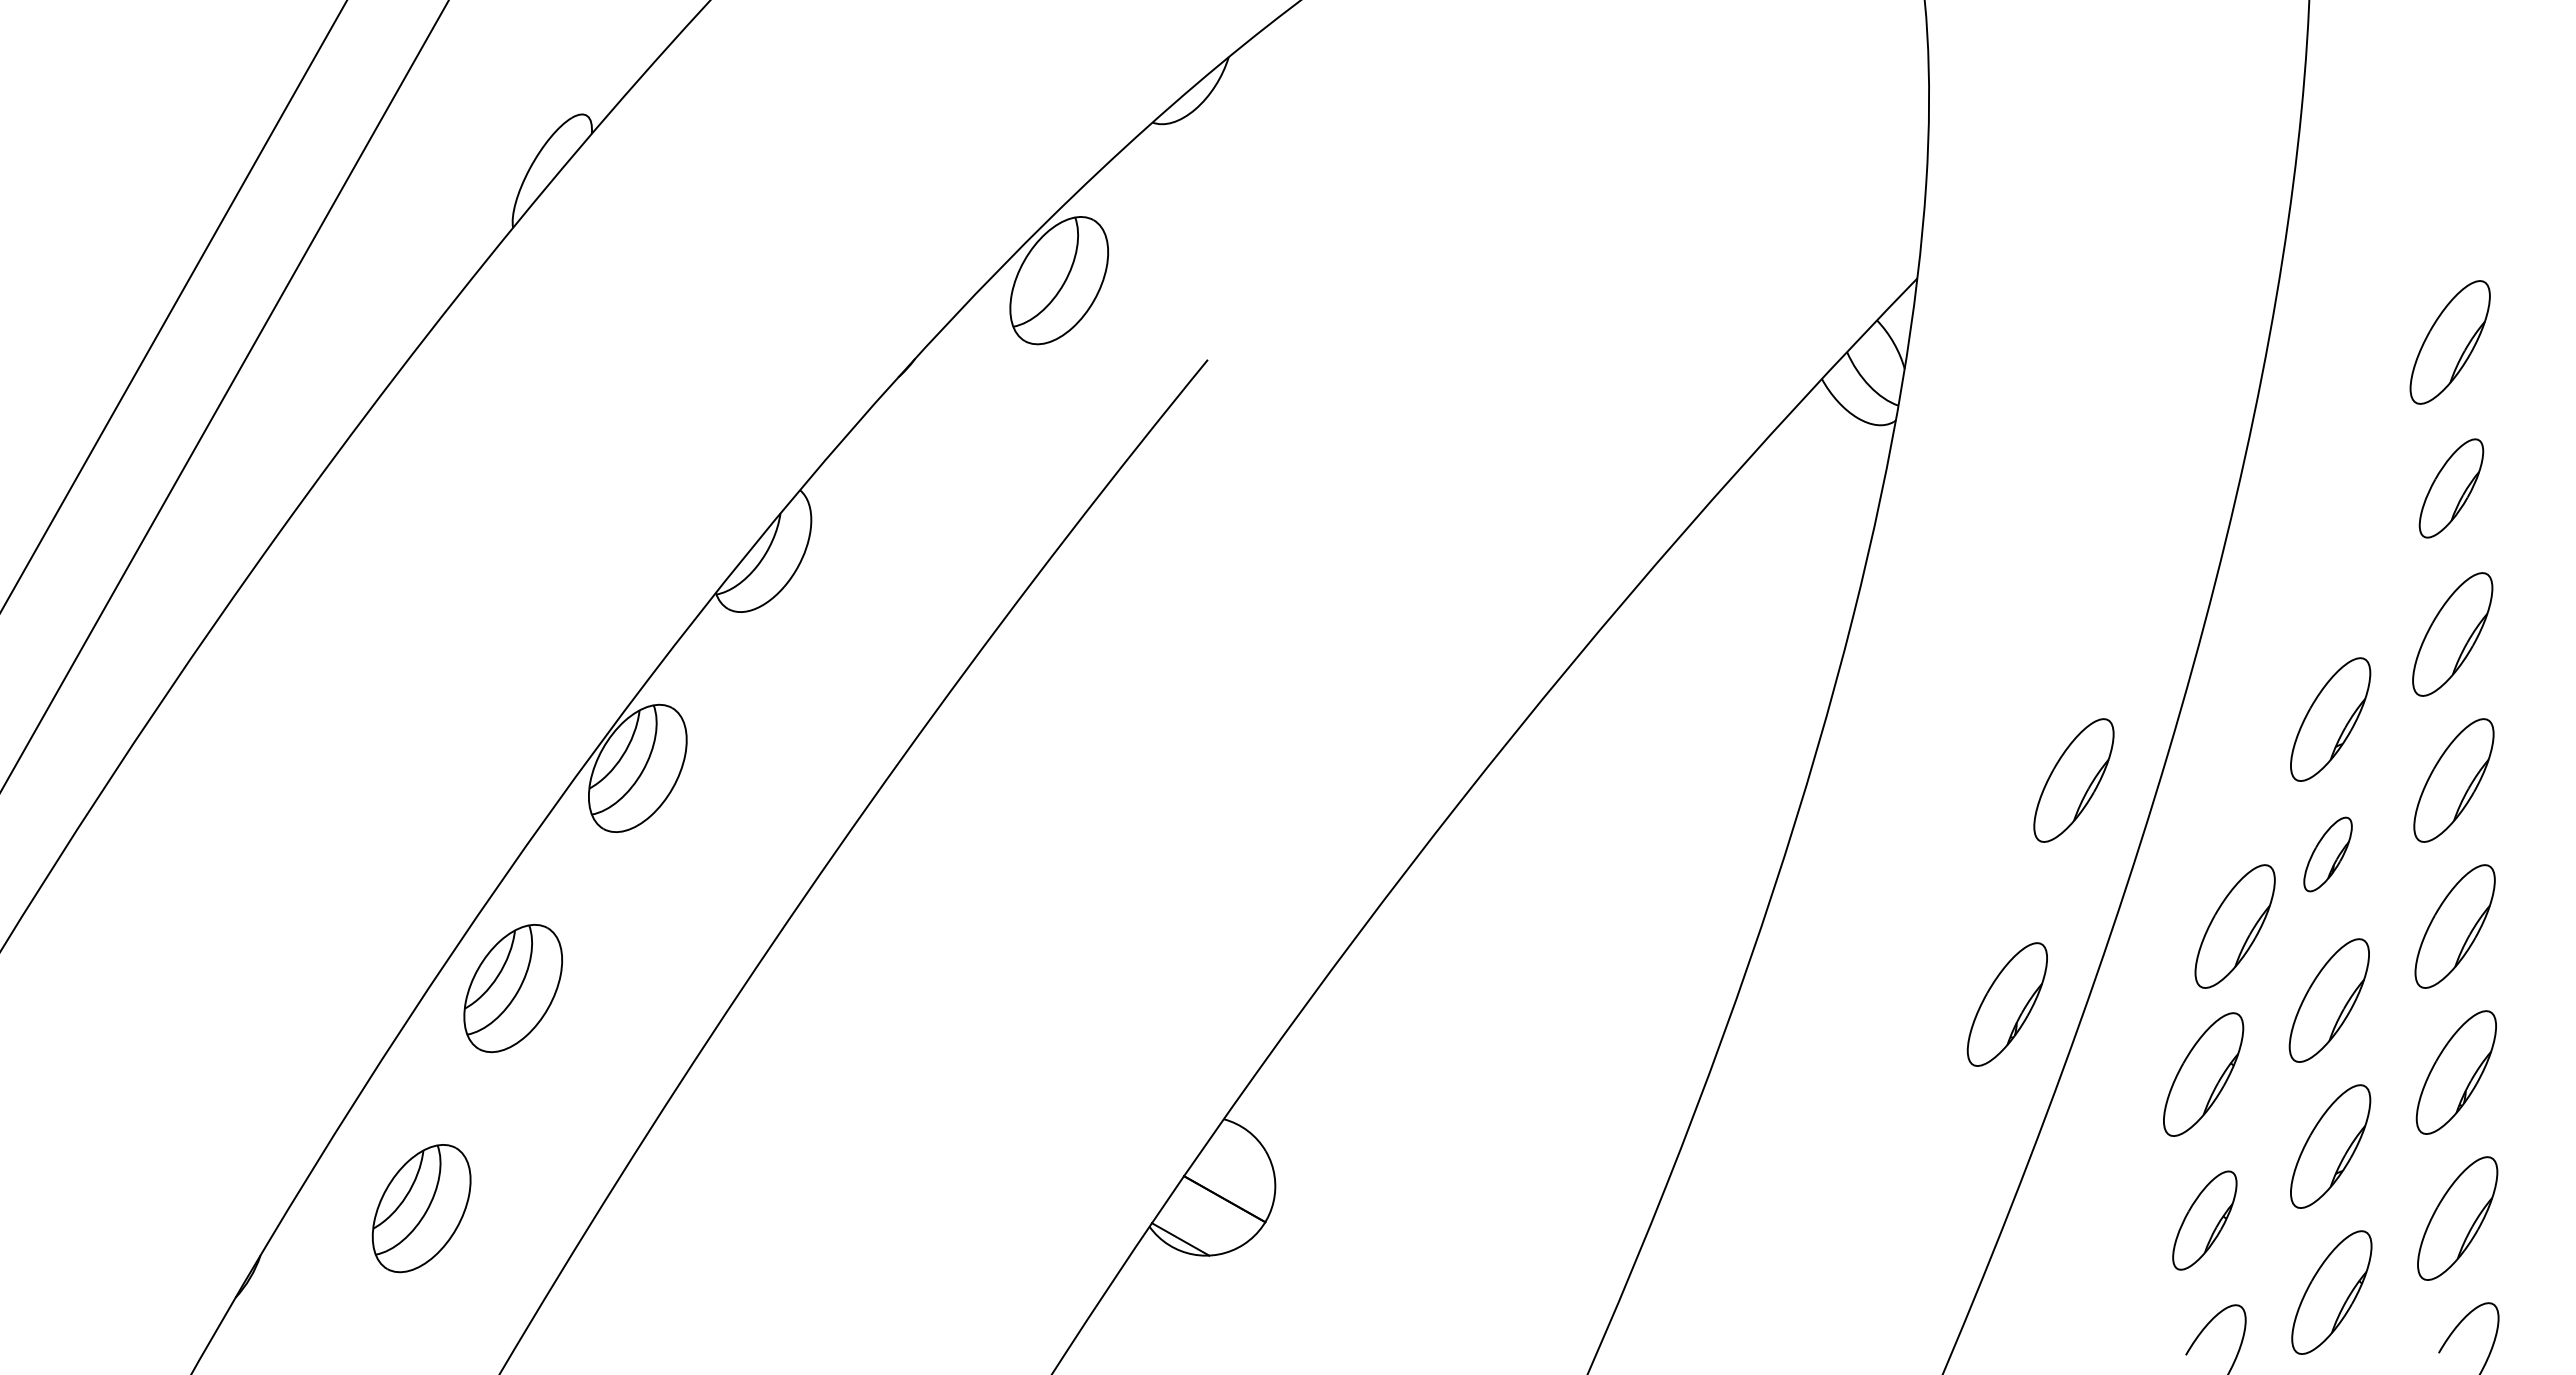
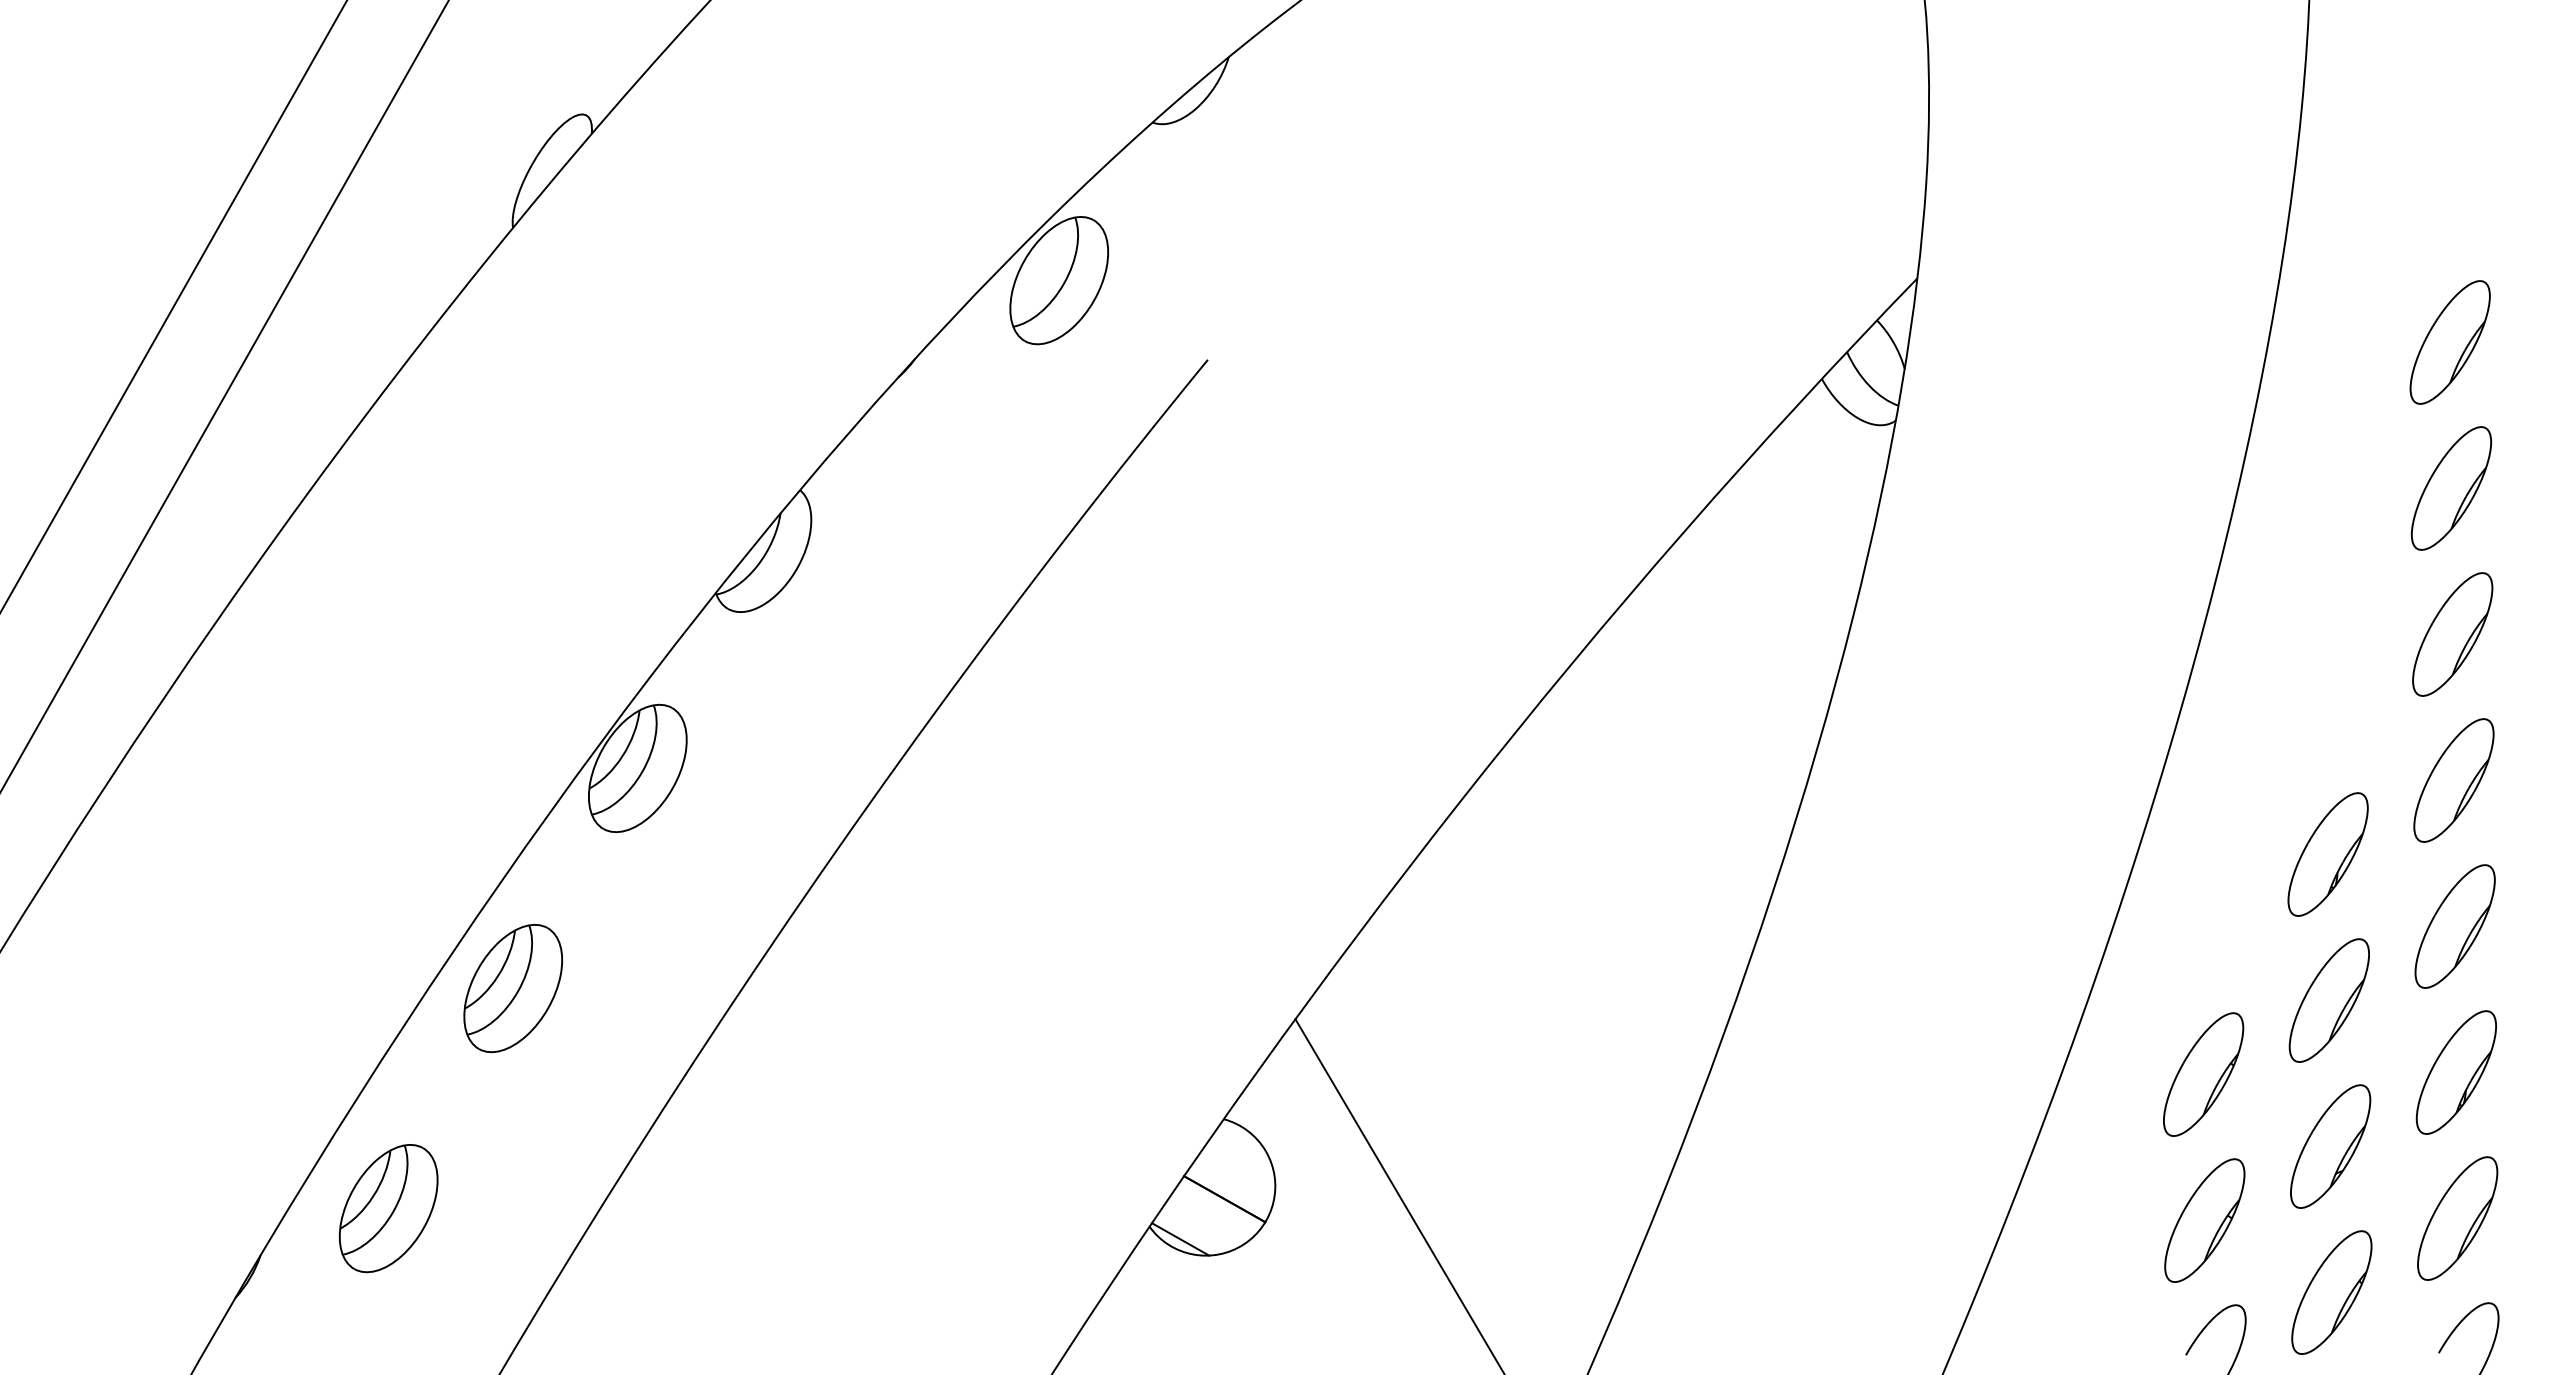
part size: 67x101 px -> 83x125 px (2451, 488)
part: present -> none (2330, 719)
part: present -> none (2073, 780)
part size: 50x77 px -> 82x125 px (2327, 854)
part: present -> none (2234, 926)
part: present -> none (2006, 1004)
line: none -> present (1398, 1195)
part position: (421, 1208) -> (388, 1208) (388, 1208)
part size: 66x101 px -> 82x125 px (2204, 1220)
